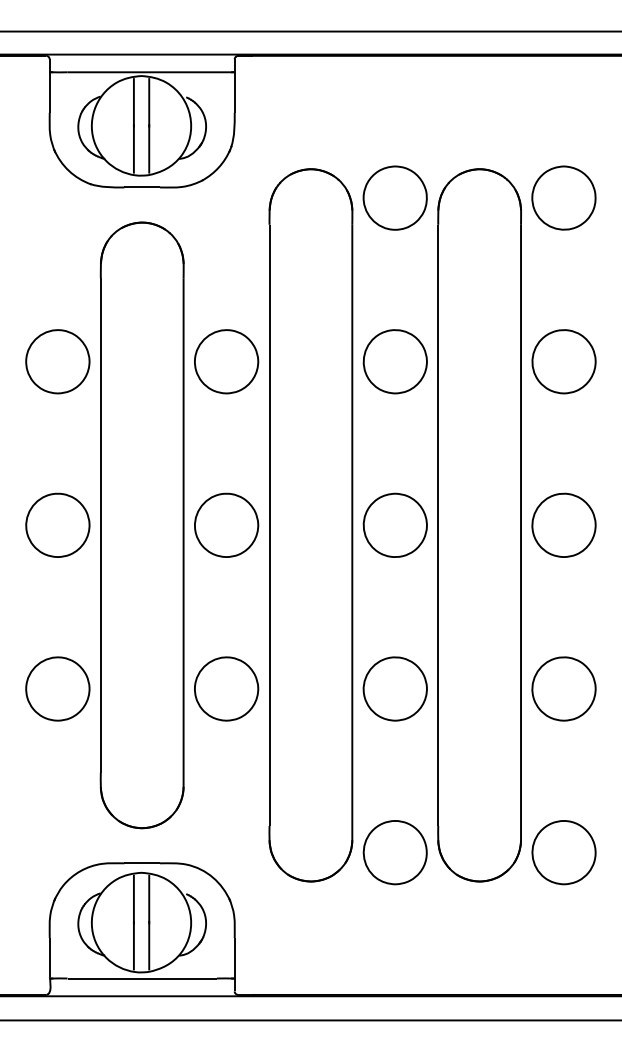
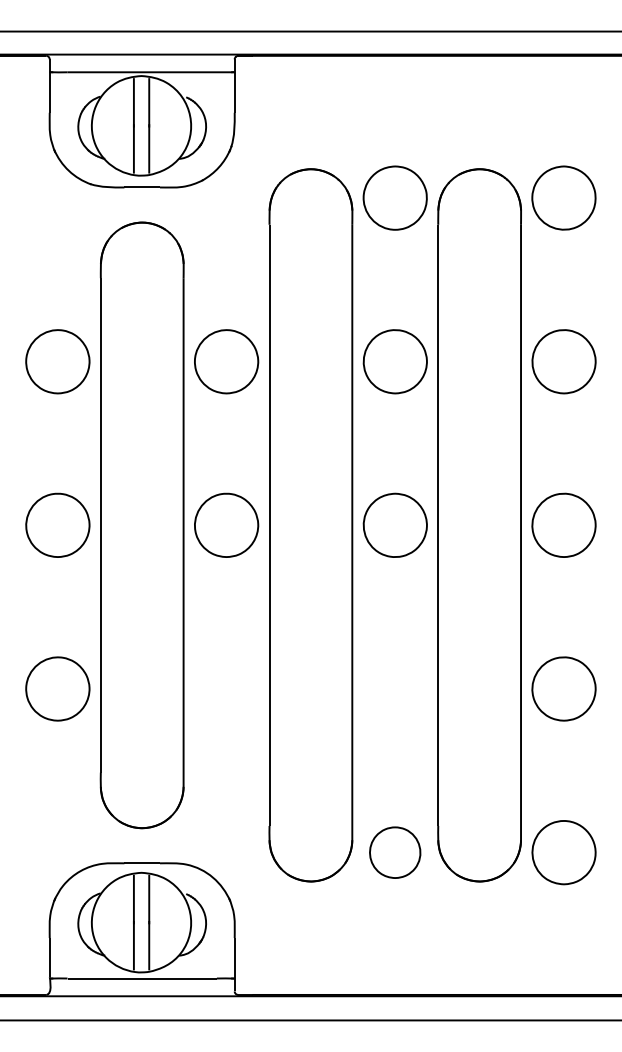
part: present -> none (226, 688)
part: present -> none (394, 688)
part size: 66x66 px -> 53x53 px (395, 852)
